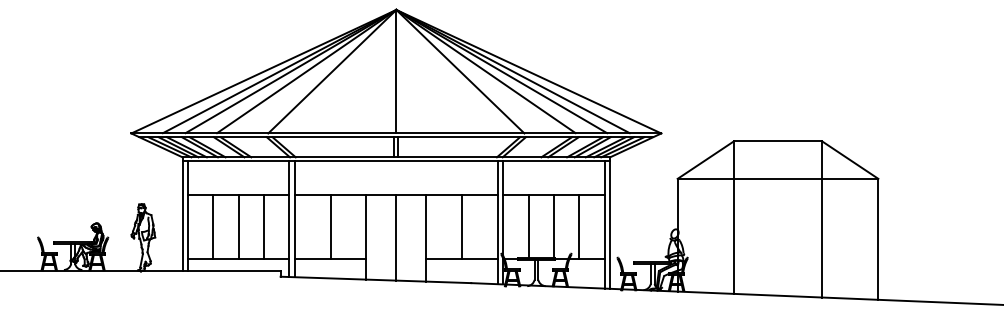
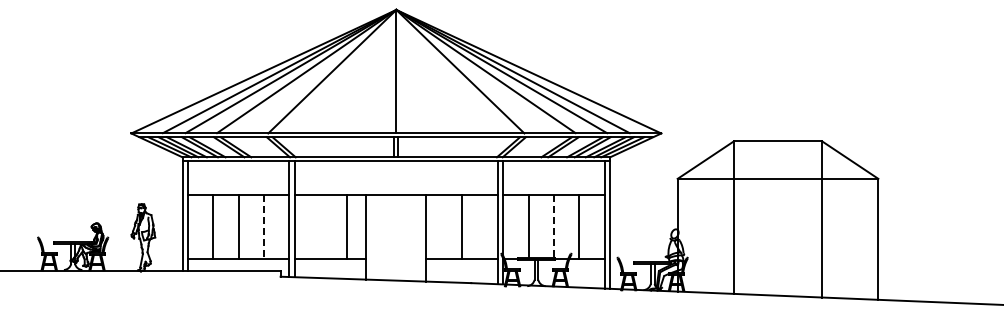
line: solid -> dashed (263, 226)
line position: (330, 226) -> (346, 226) (346, 226)
line: solid -> dashed (553, 226)
line: present -> none (396, 237)
